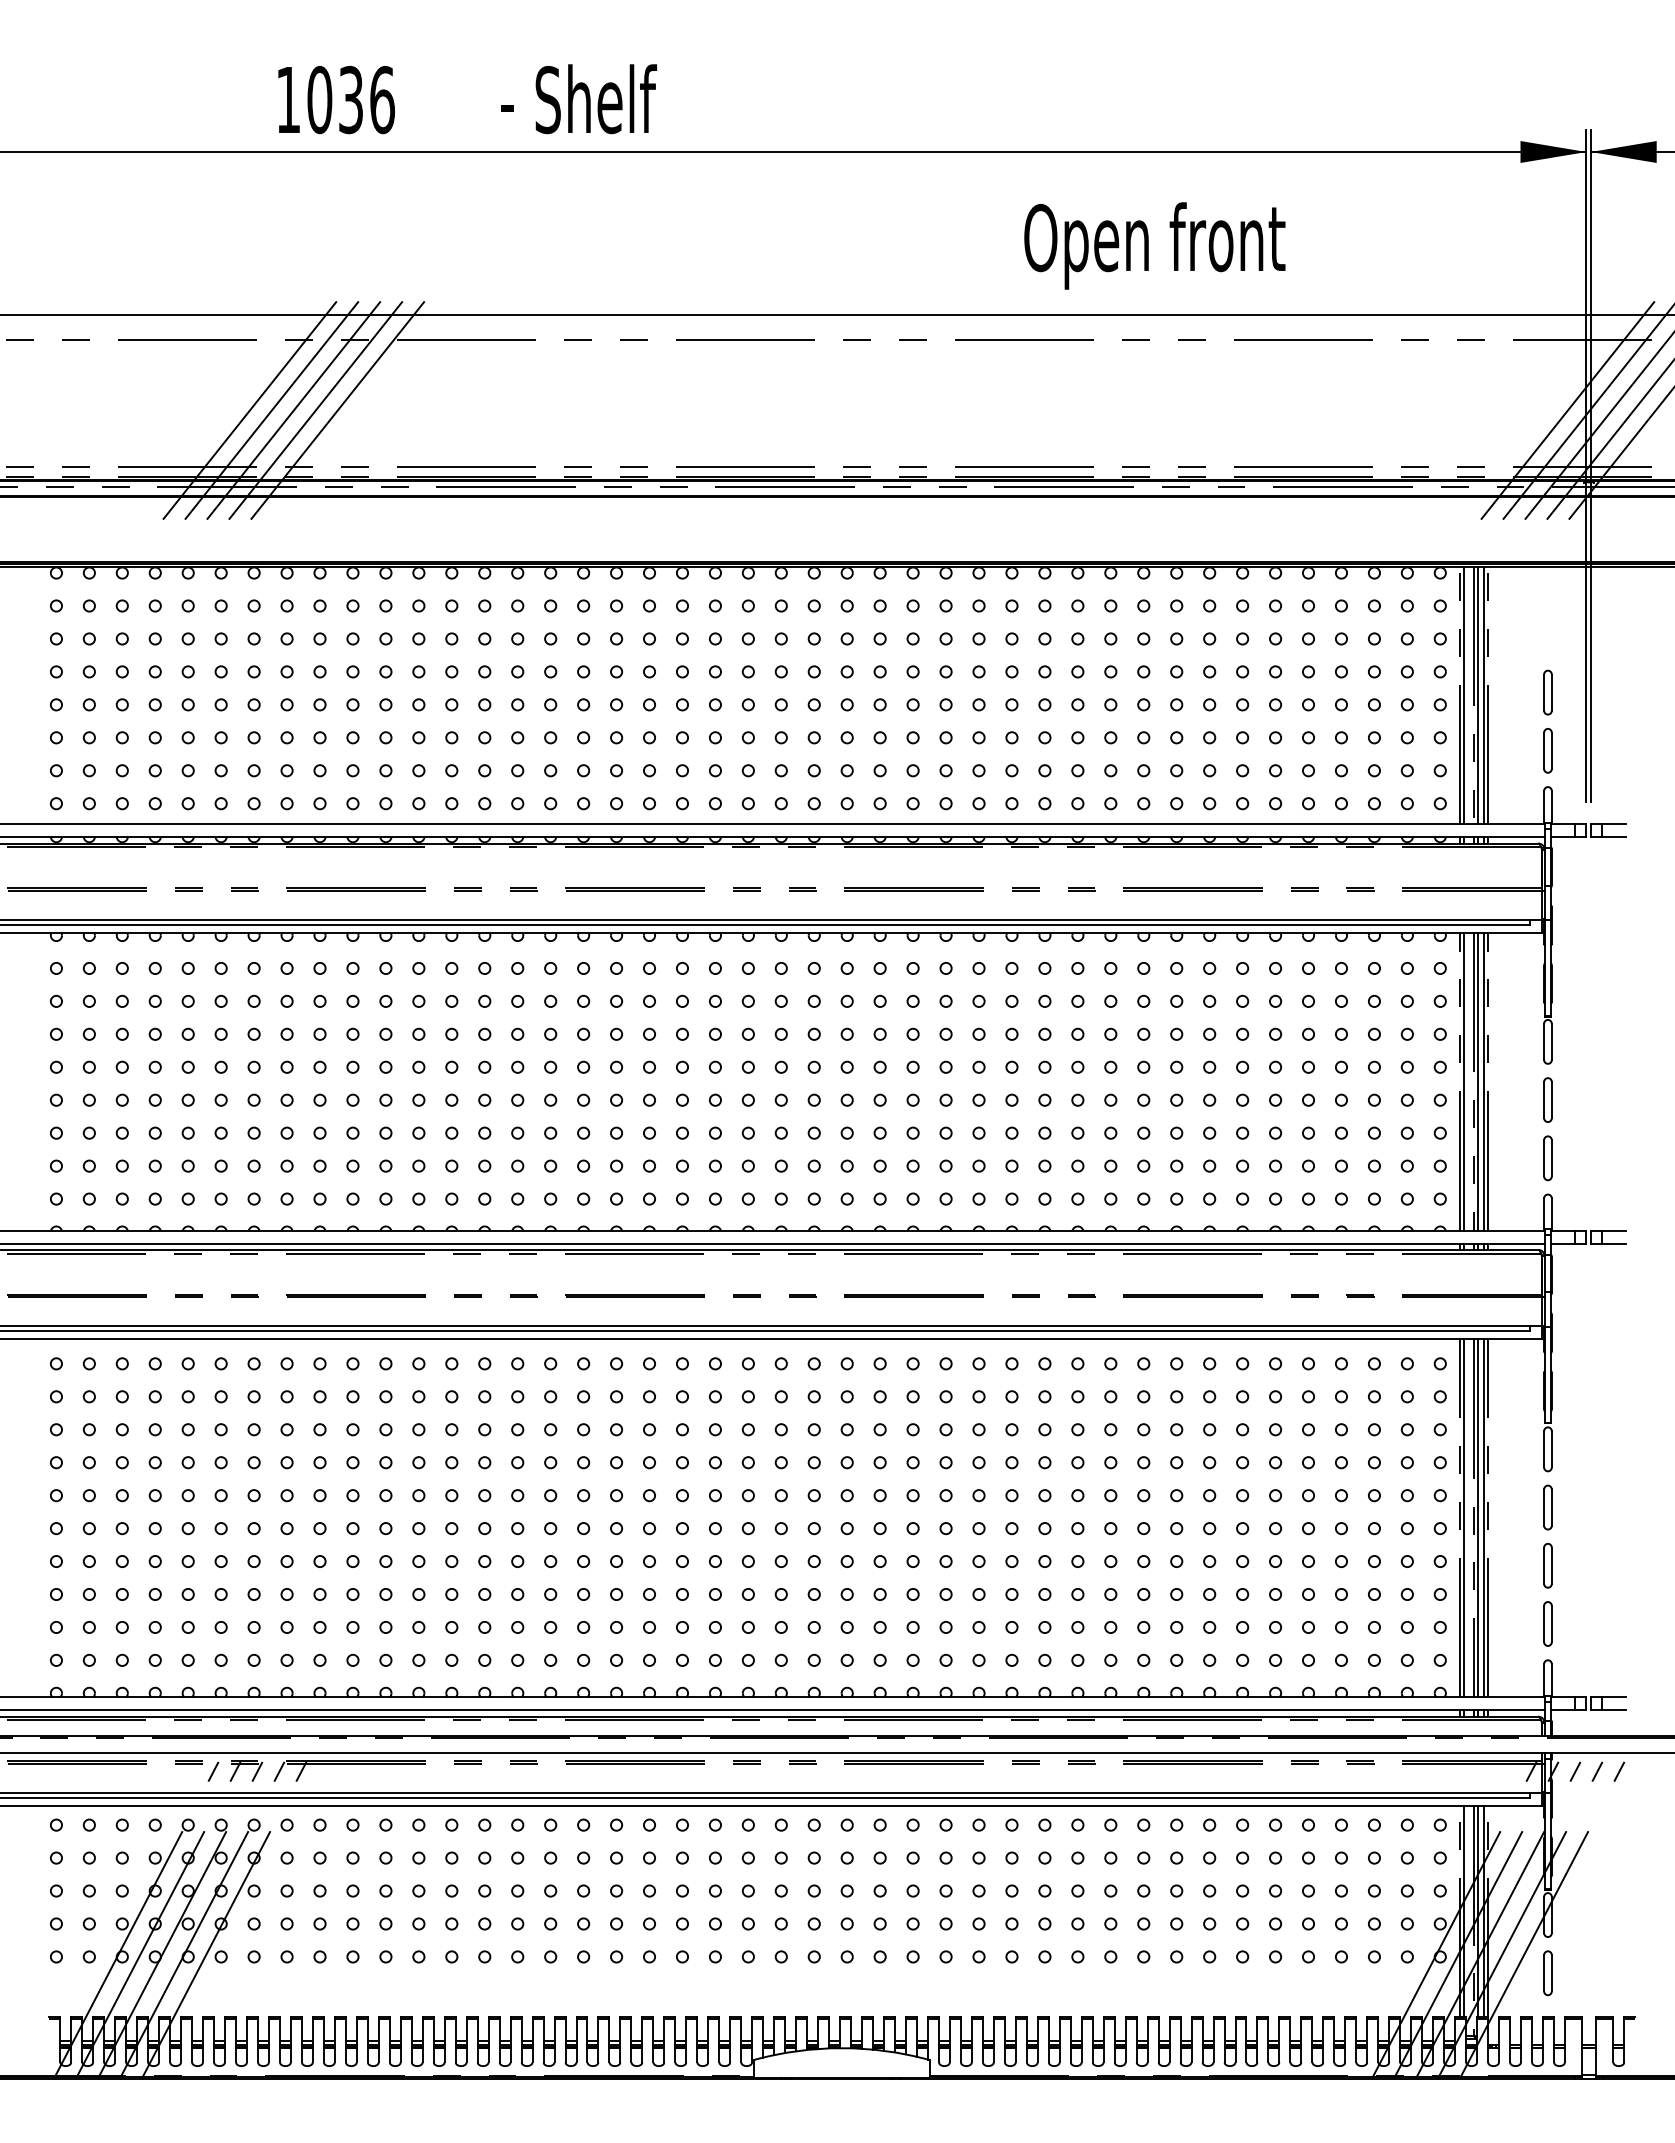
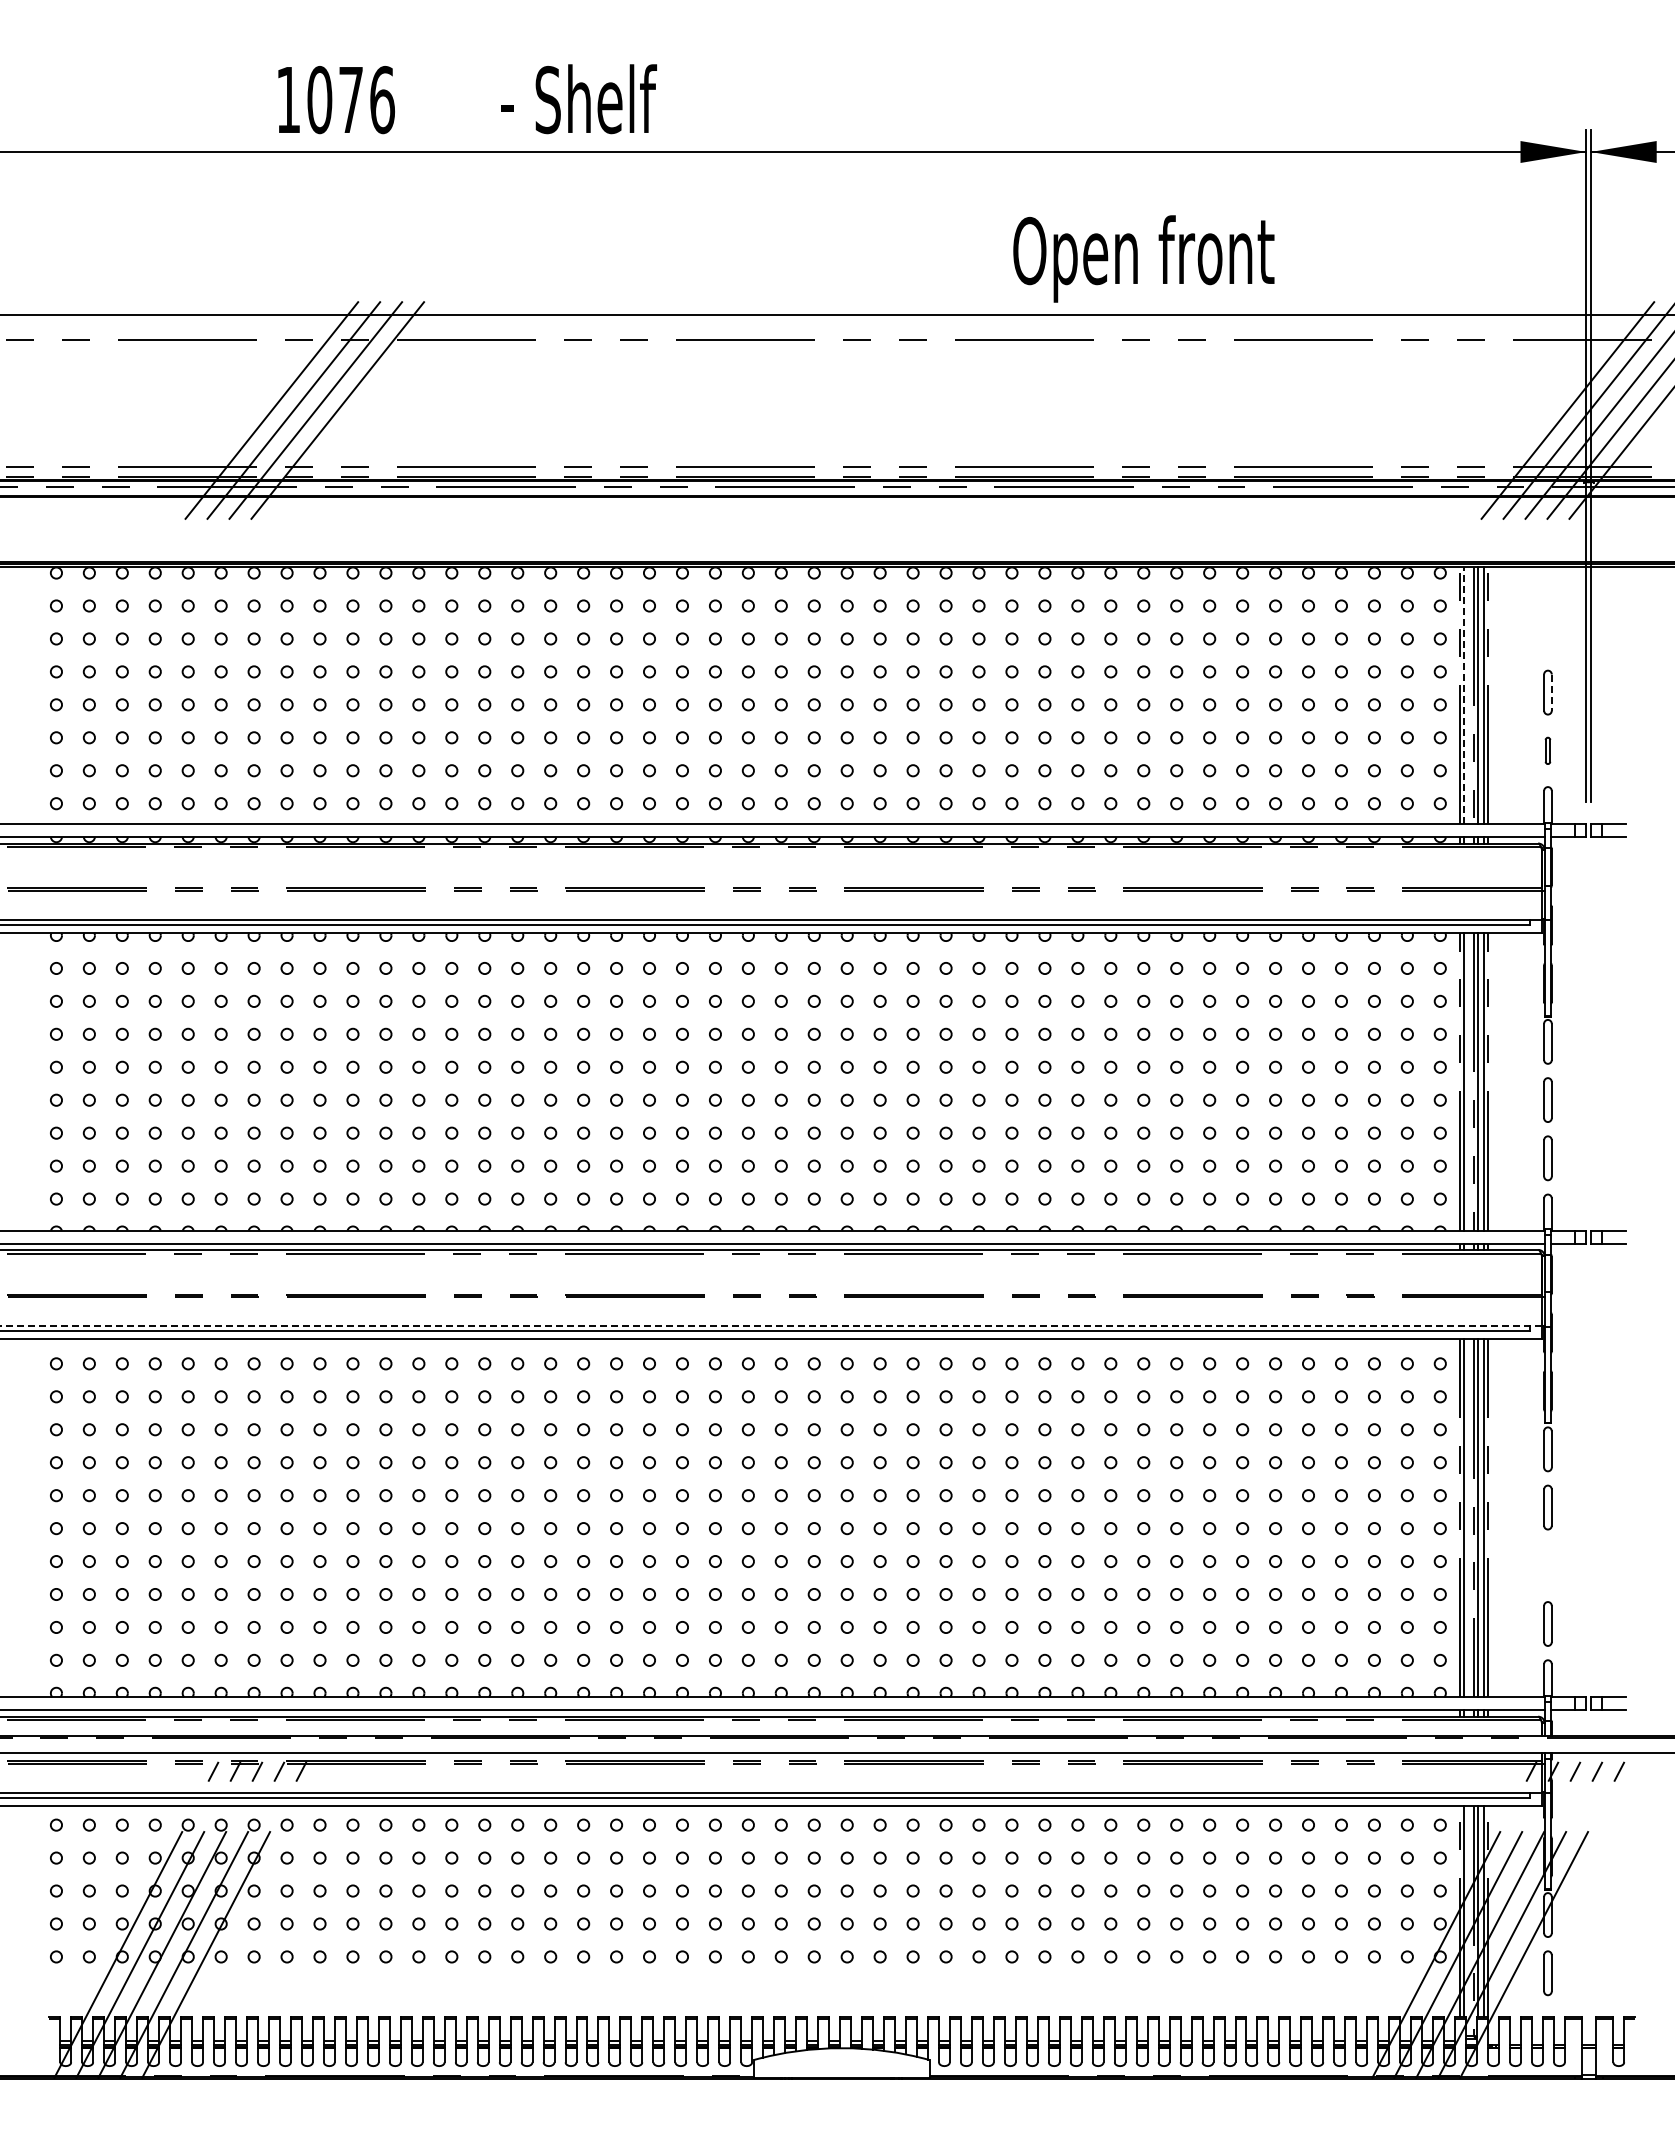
text: 1036 -> 1076 (350, 99)
text position: (1154, 245) -> (1143, 258) (1143, 258)
line: present -> none (250, 409)
line: solid -> dashed (1551, 693)
line: solid -> dashed (1464, 695)
part size: 10x46 px -> 8x29 px (1547, 750)
line: solid -> dashed (771, 1326)
part: present -> none (1547, 1565)
